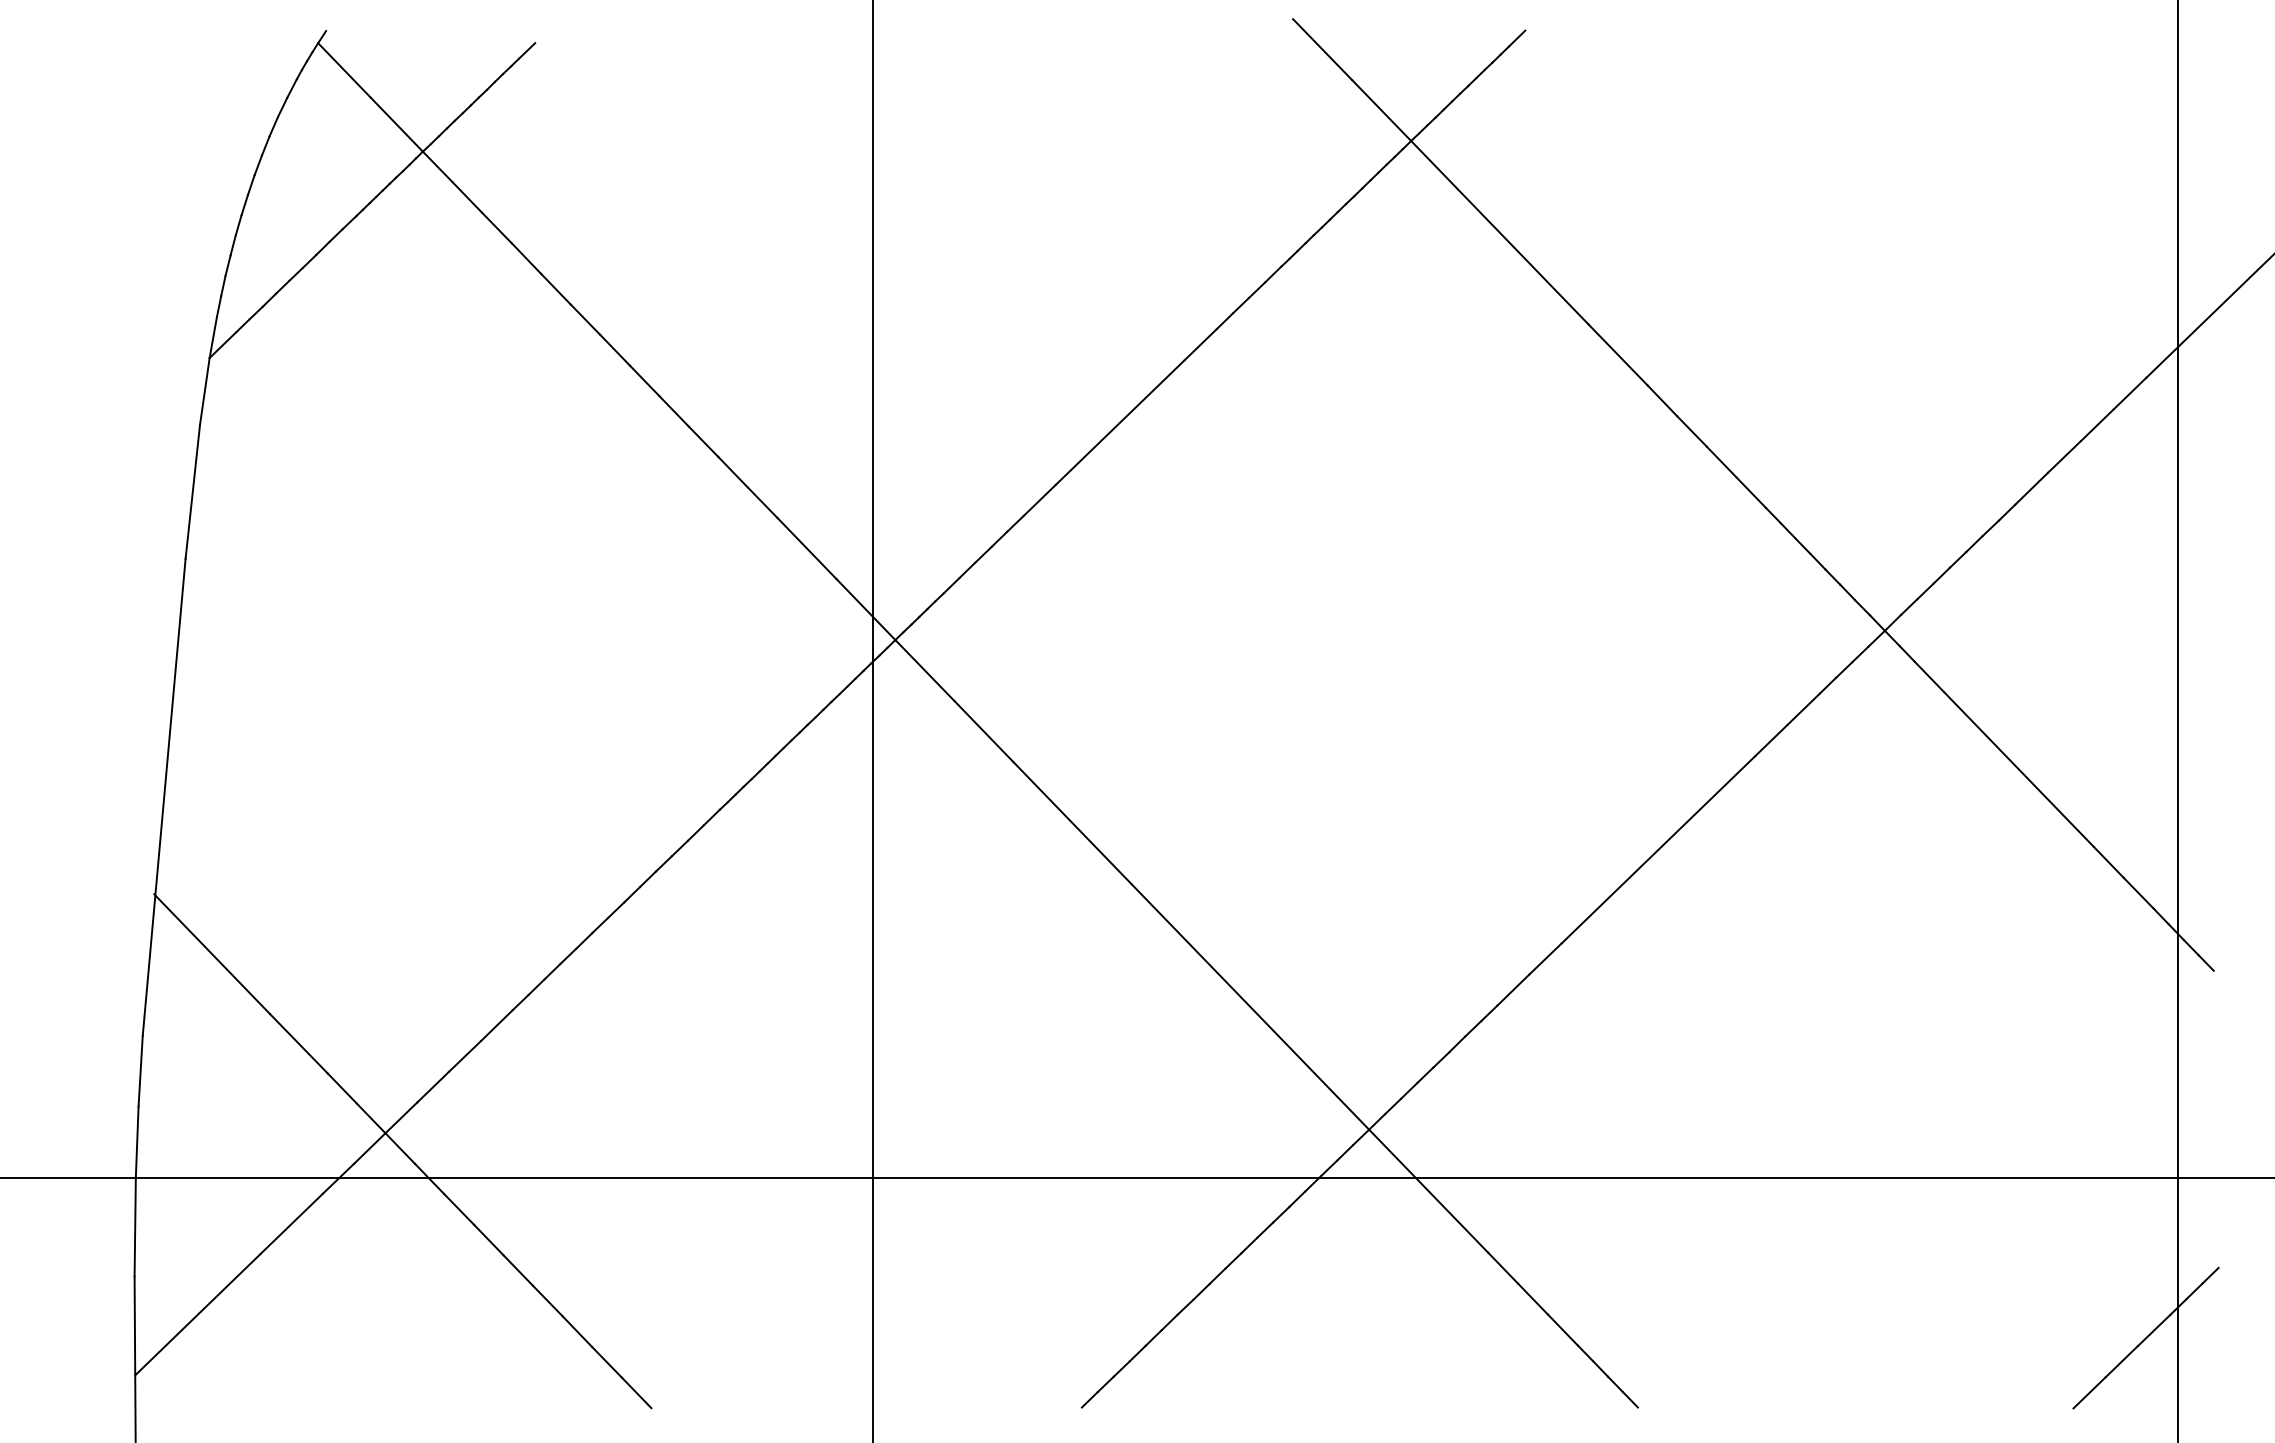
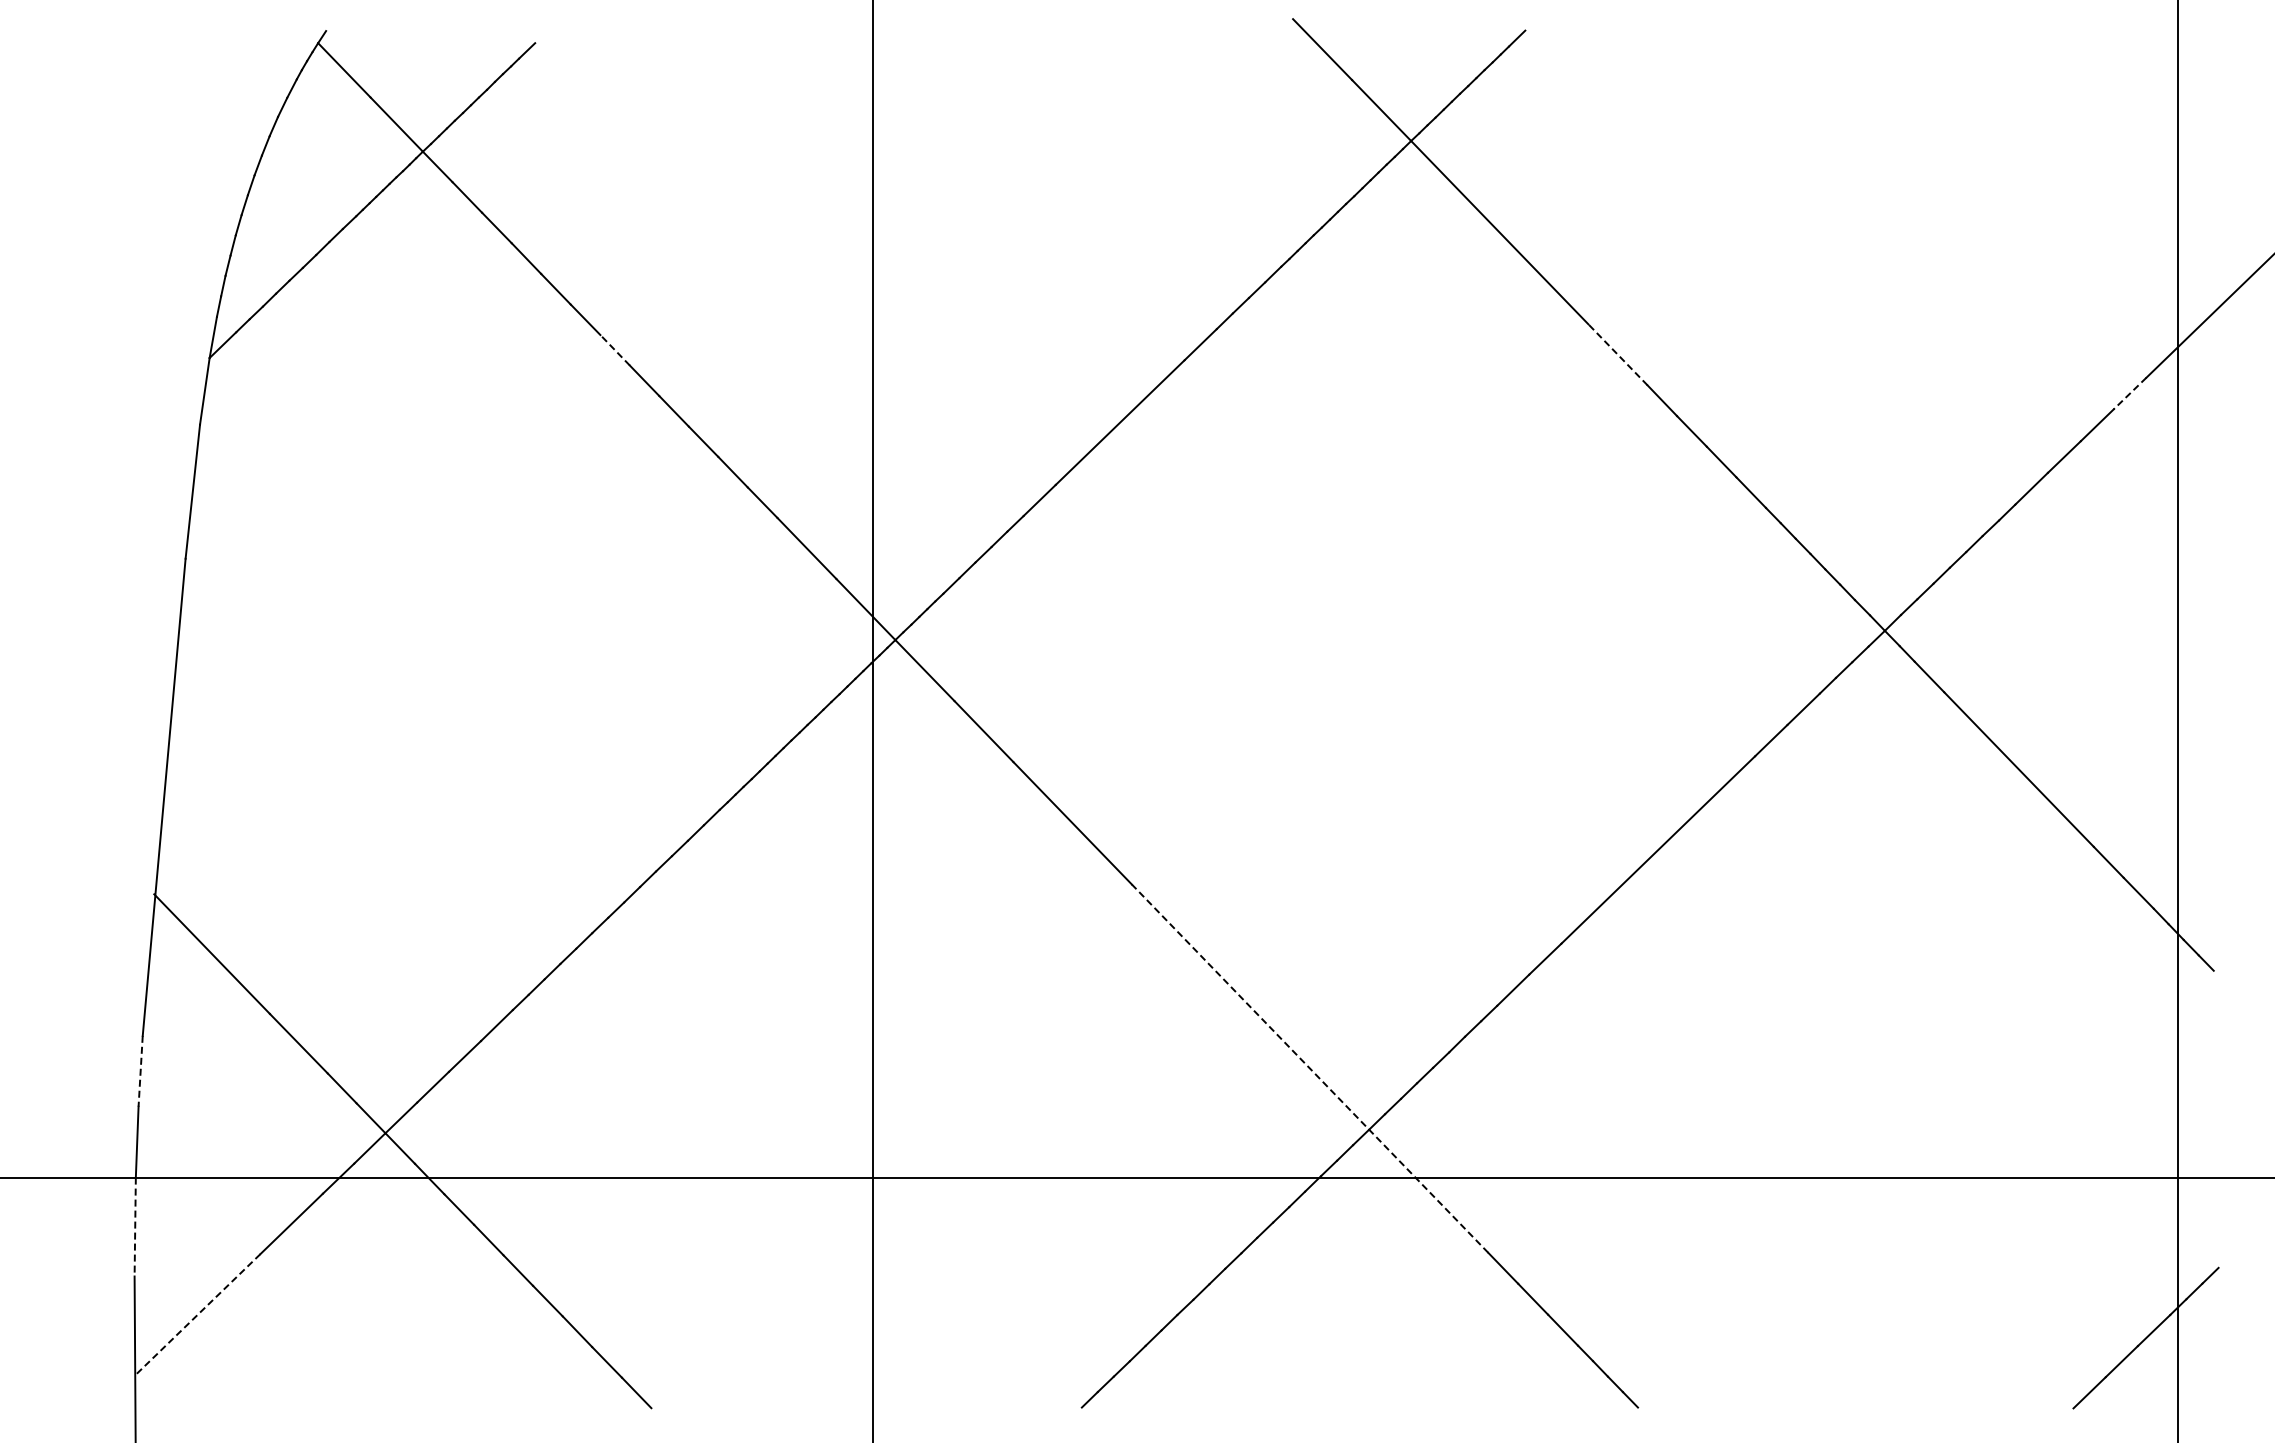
line: solid -> dashed (614, 349)
line: solid -> dashed (1618, 354)
line: solid -> dashed (2130, 393)
line: solid -> dashed (1309, 1068)
line: solid -> dashed (140, 1071)
line: solid -> dashed (135, 1227)
line: solid -> dashed (197, 1314)
